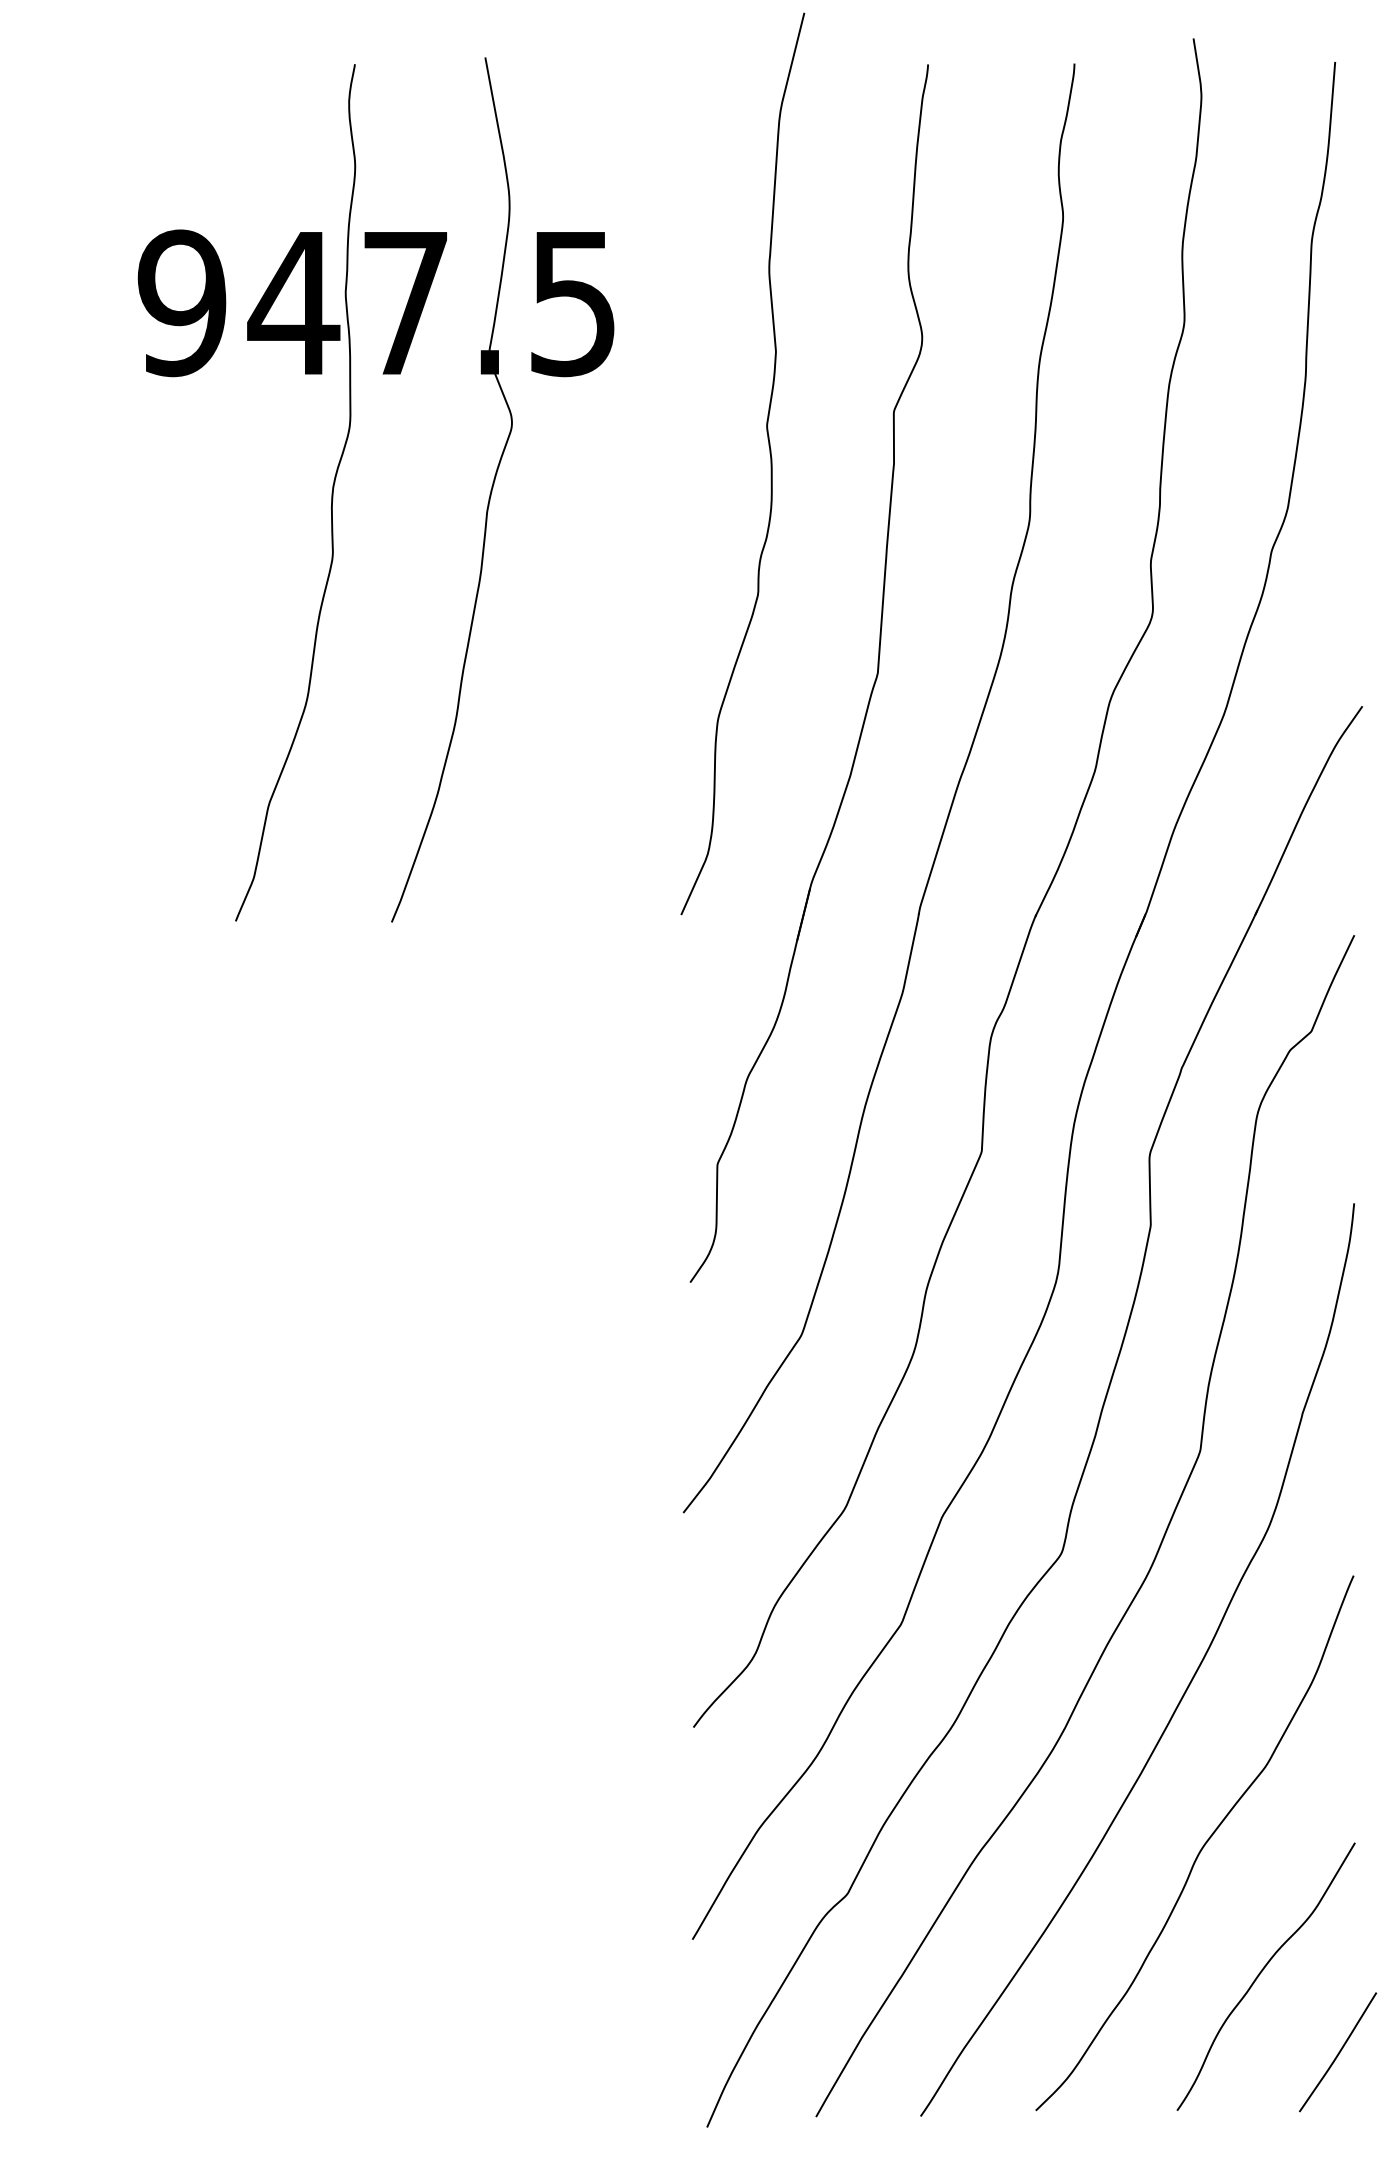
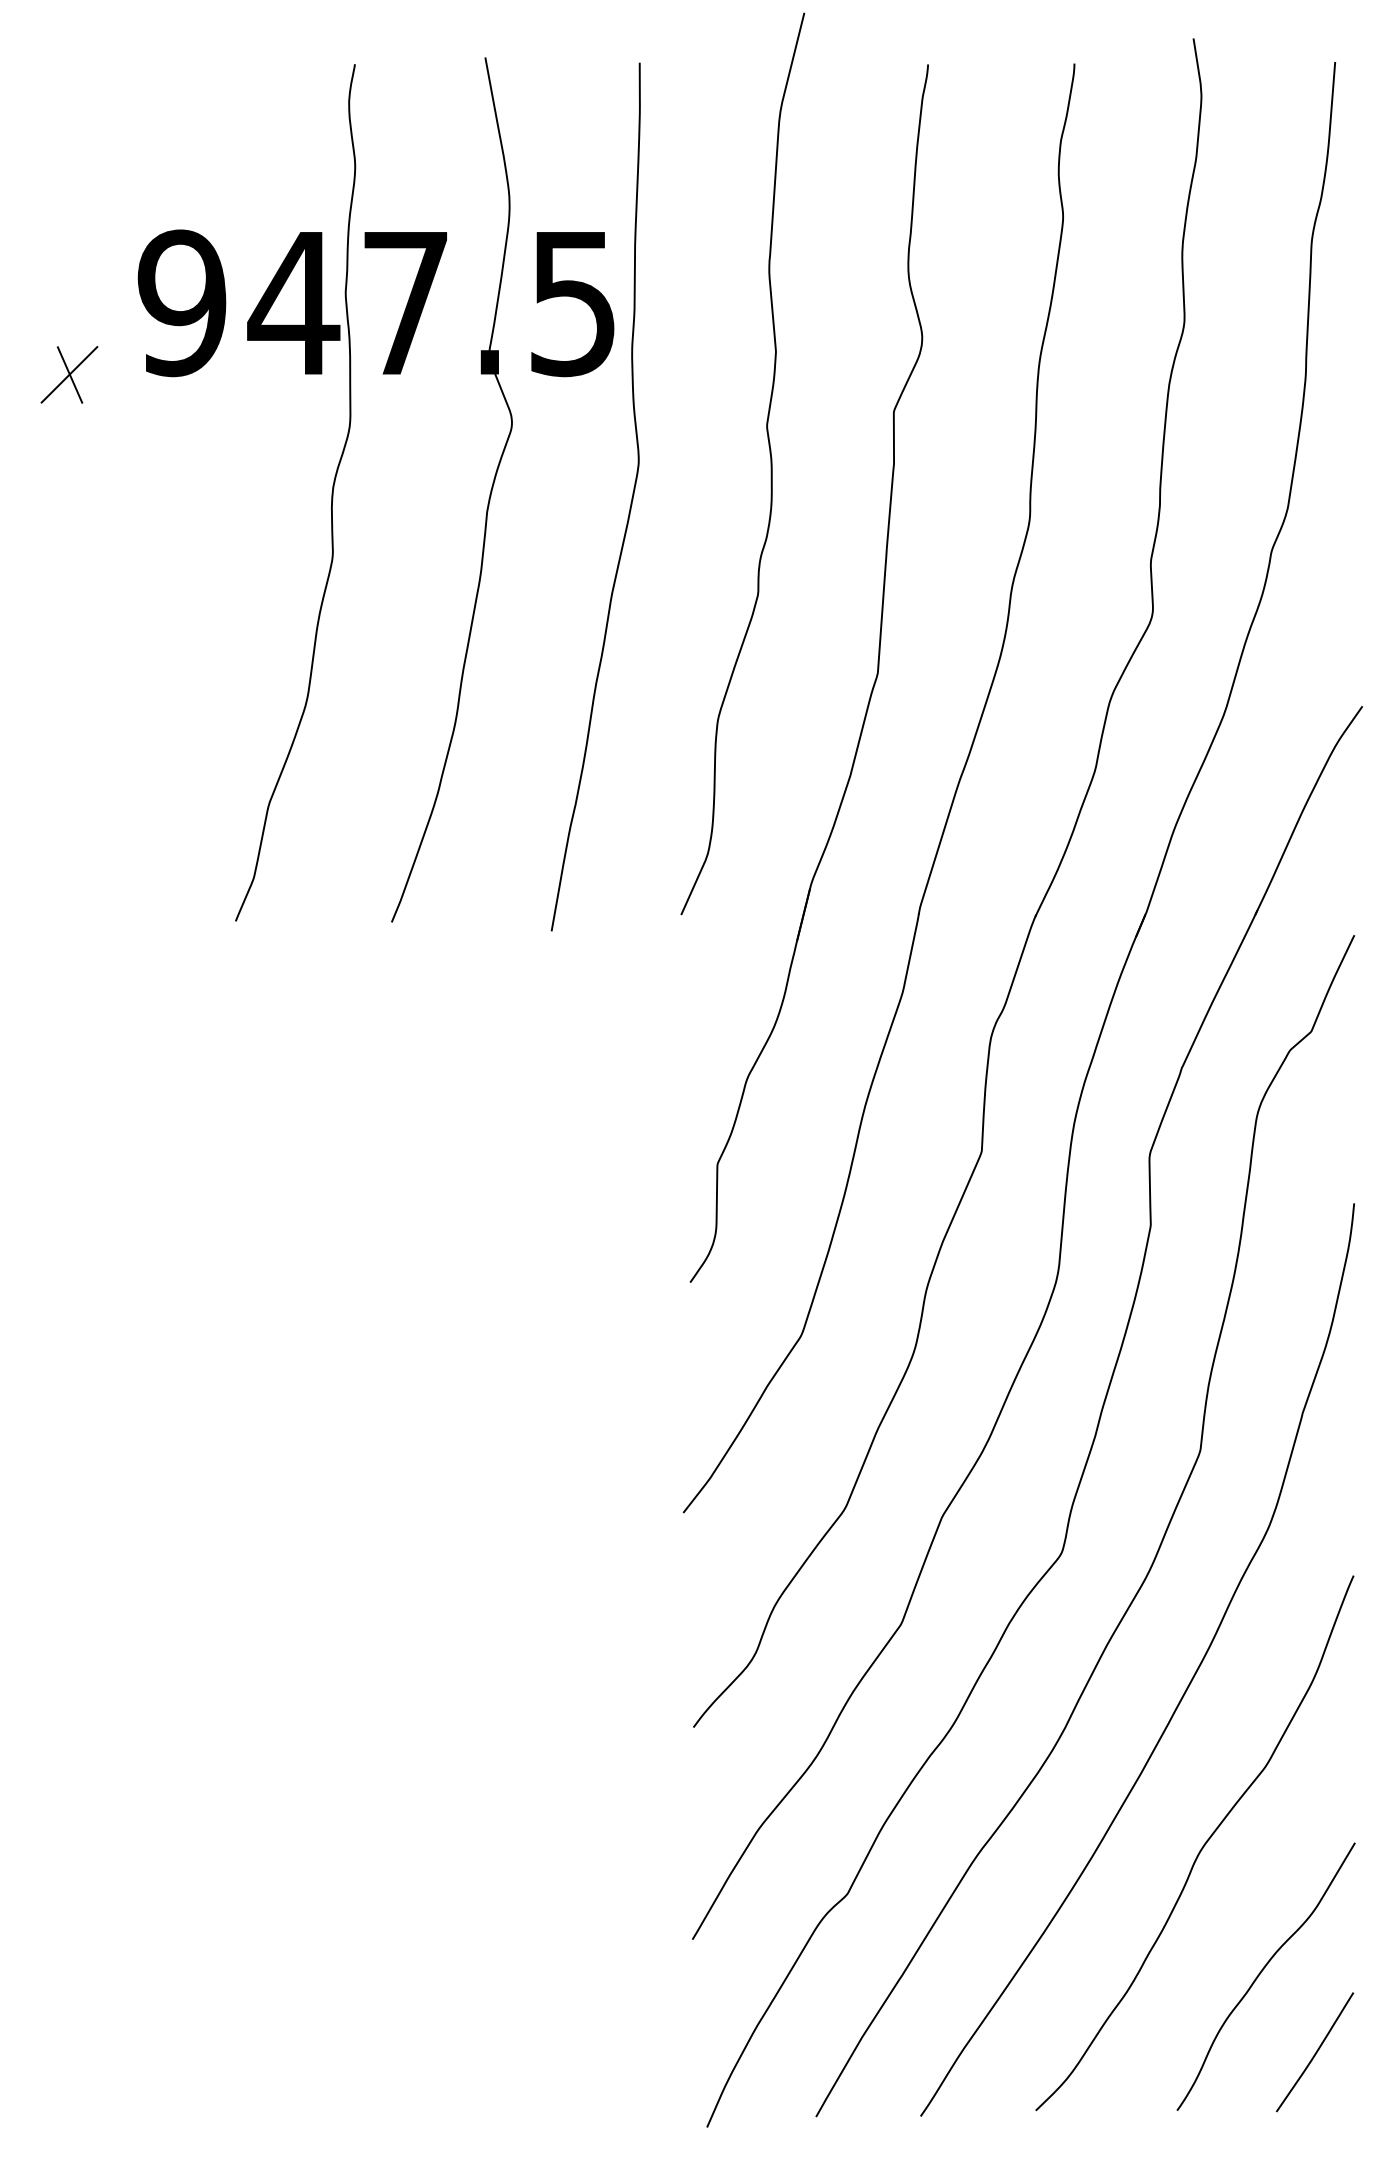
part: none -> present (69, 374)
curve: none -> present (630, 502)
curve position: (1338, 2052) -> (1315, 2052) (1315, 2052)
